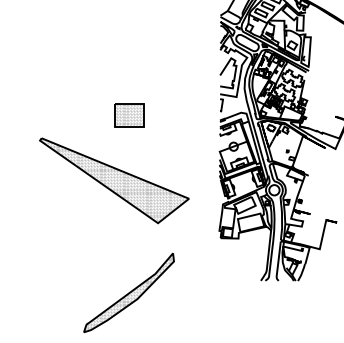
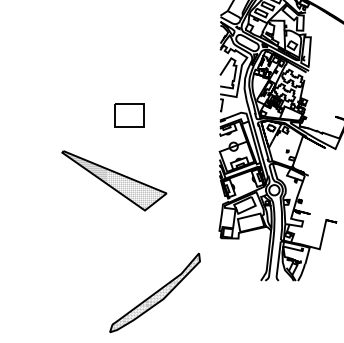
hatch: present -> none (129, 115)
part size: 151x88 px -> 107x62 px (114, 180)
part position: (128, 292) -> (154, 292) (154, 292)
